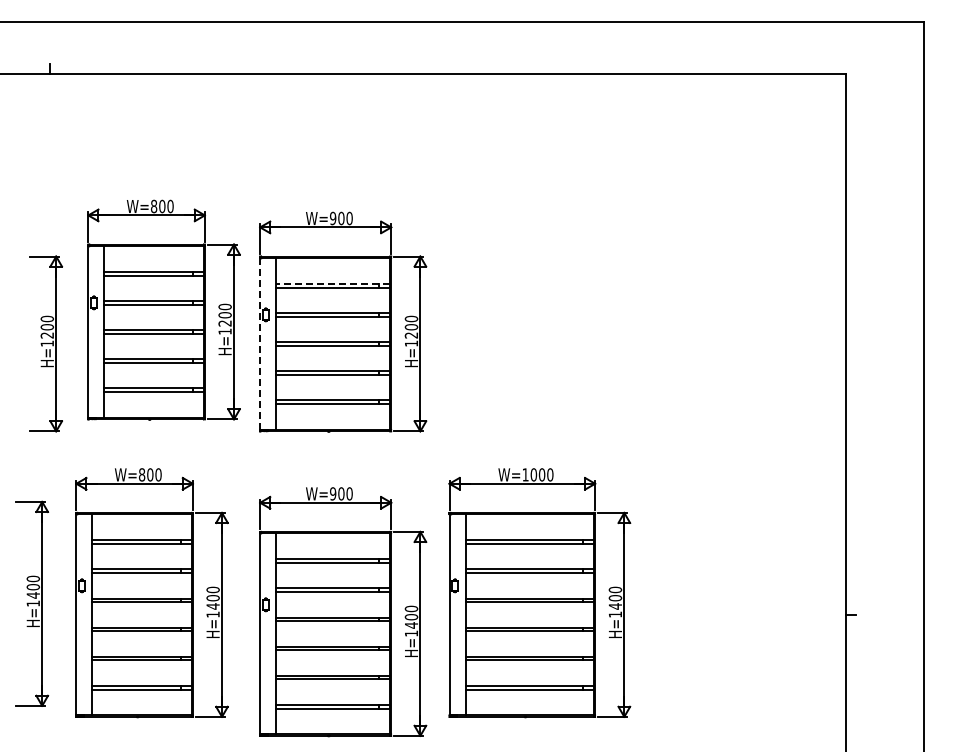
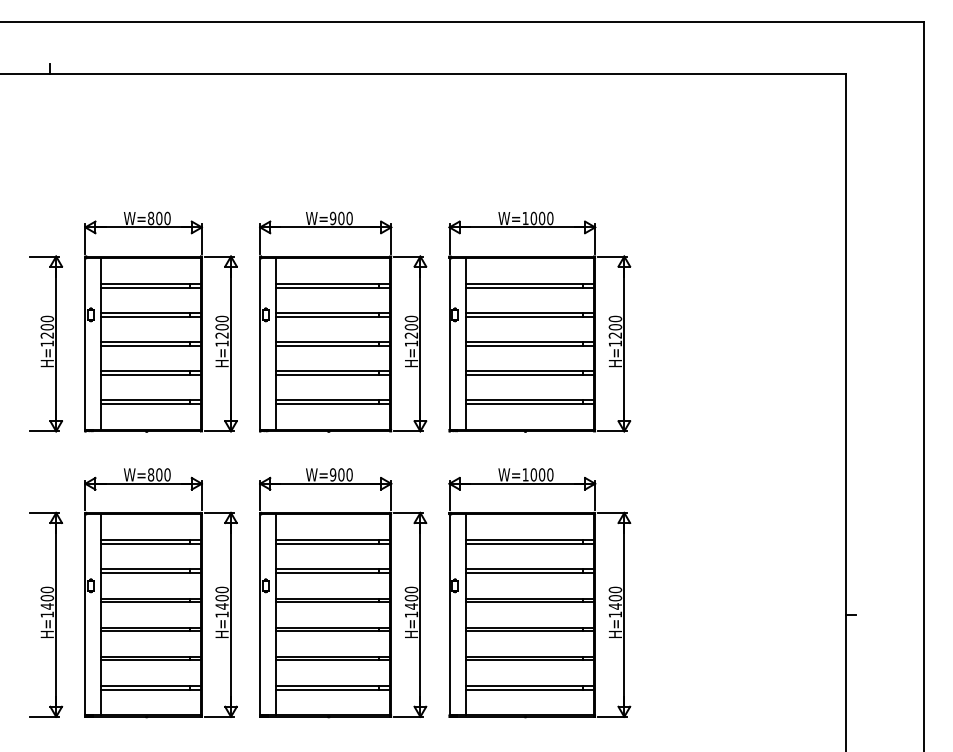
line: dashed -> solid (333, 283)
part position: (163, 309) -> (160, 321) (160, 321)
part: none -> present (539, 321)
line: dashed -> solid (260, 343)
part position: (151, 593) -> (160, 593) (160, 593)
part position: (32, 603) -> (46, 614) (46, 614)
part position: (343, 612) -> (343, 593) (343, 593)
